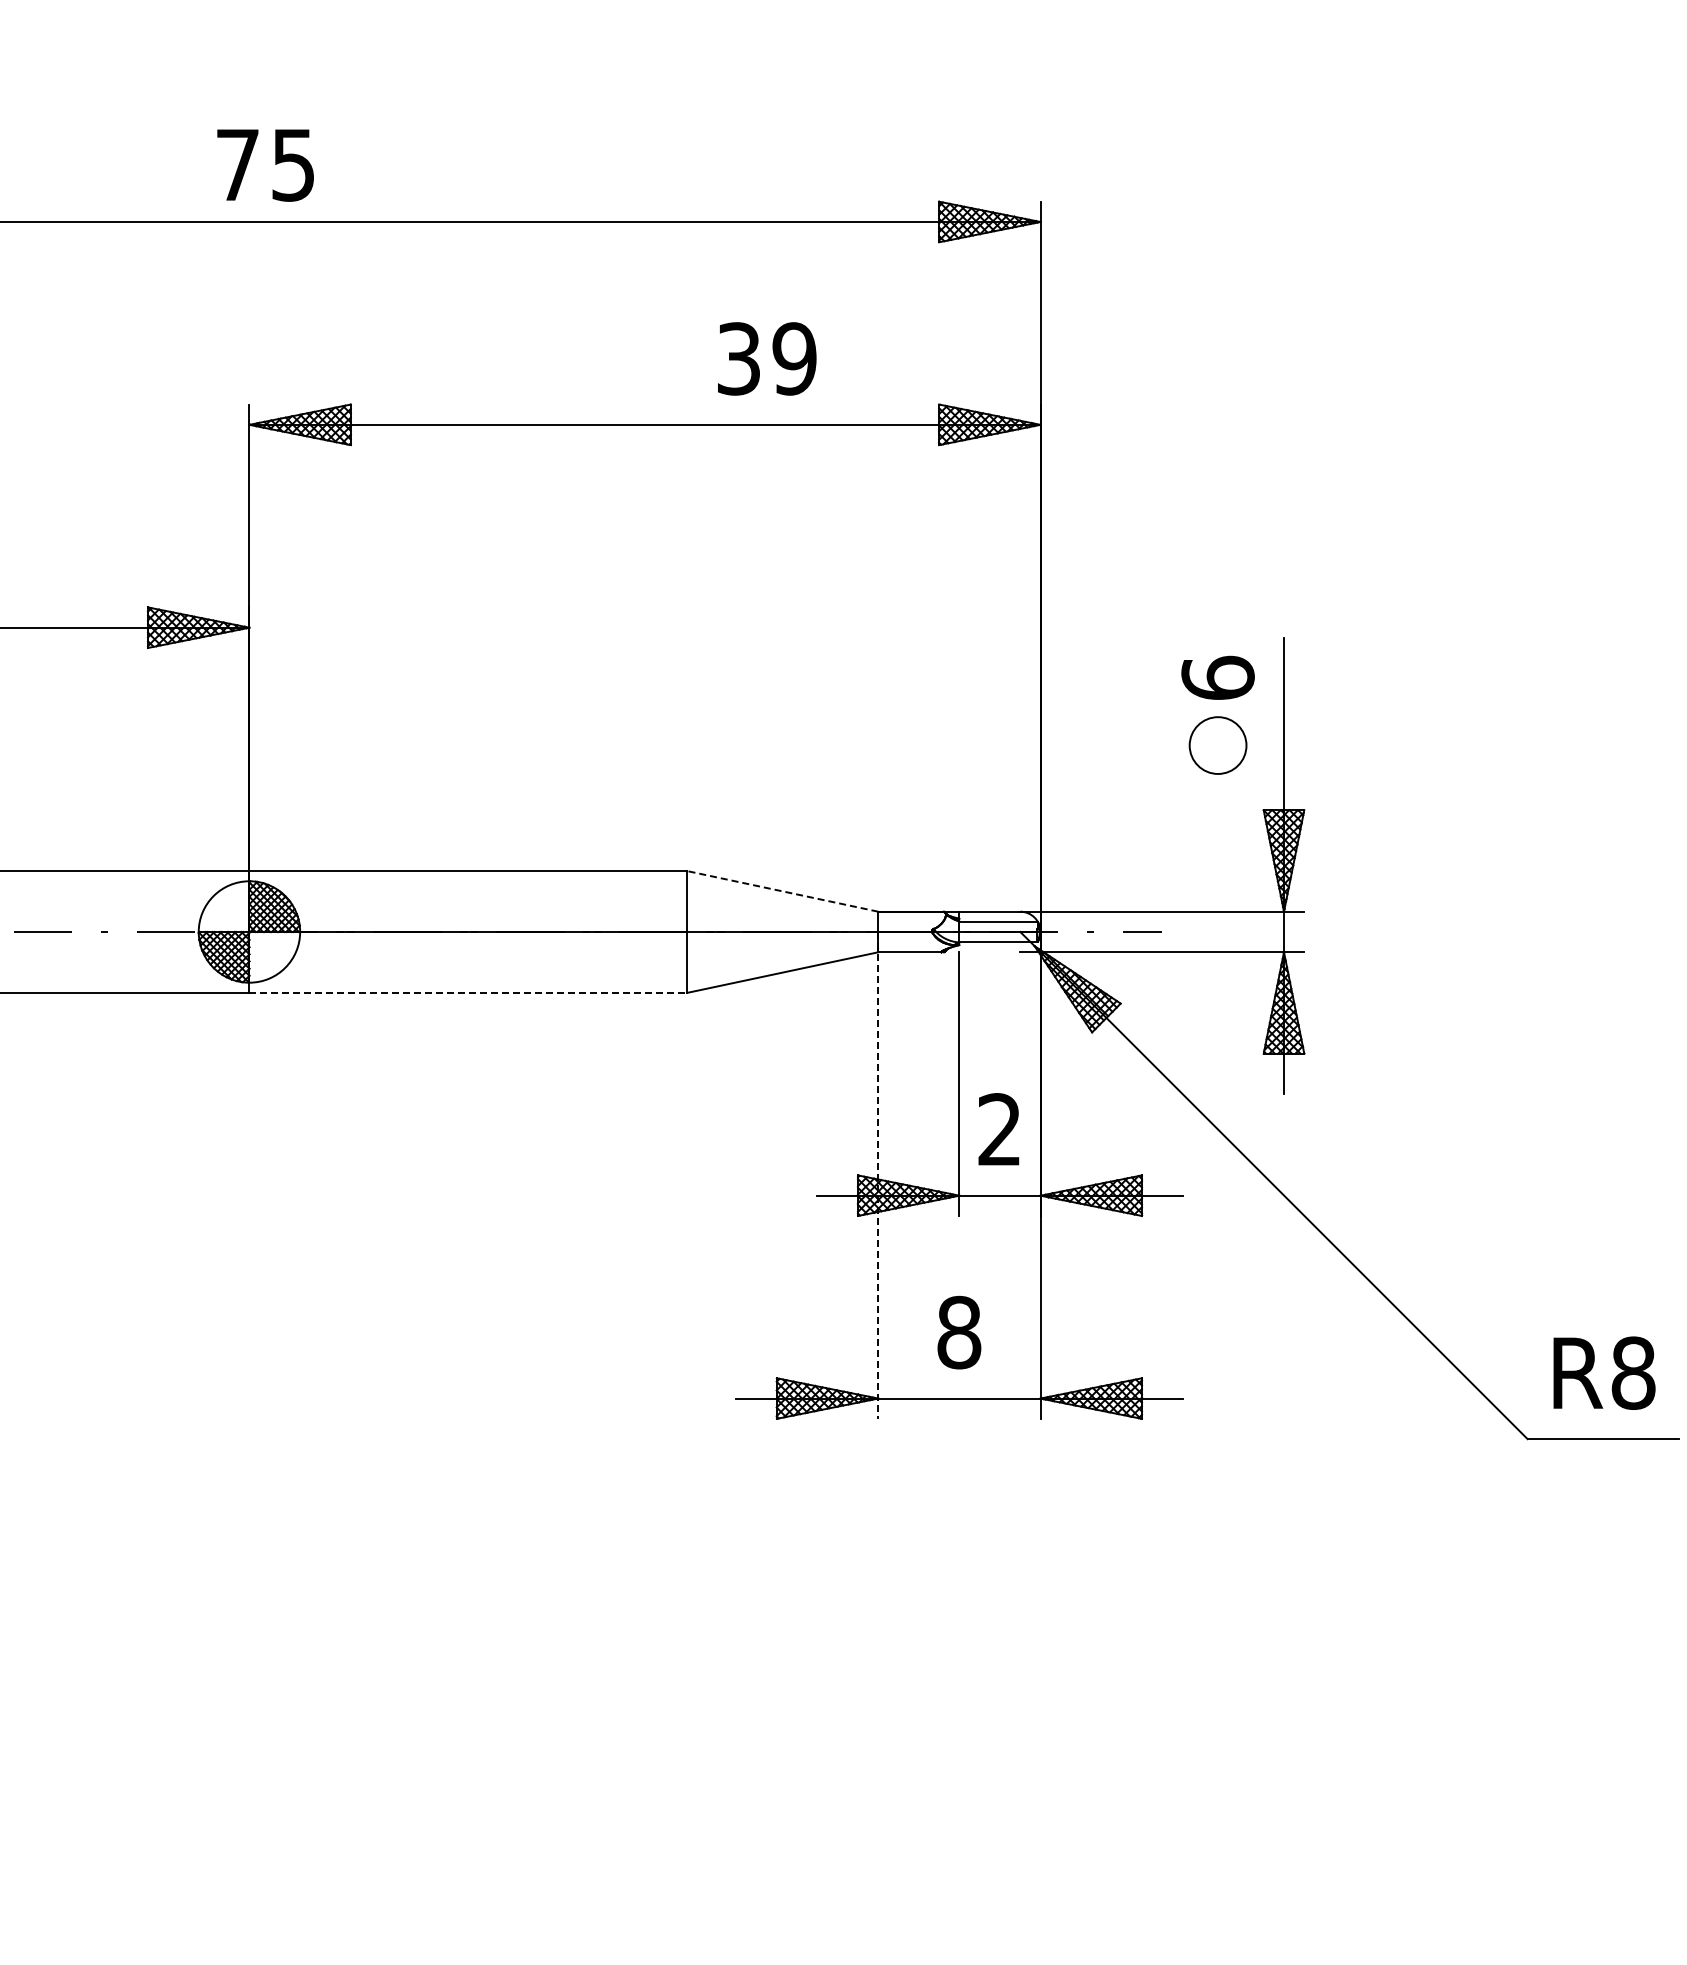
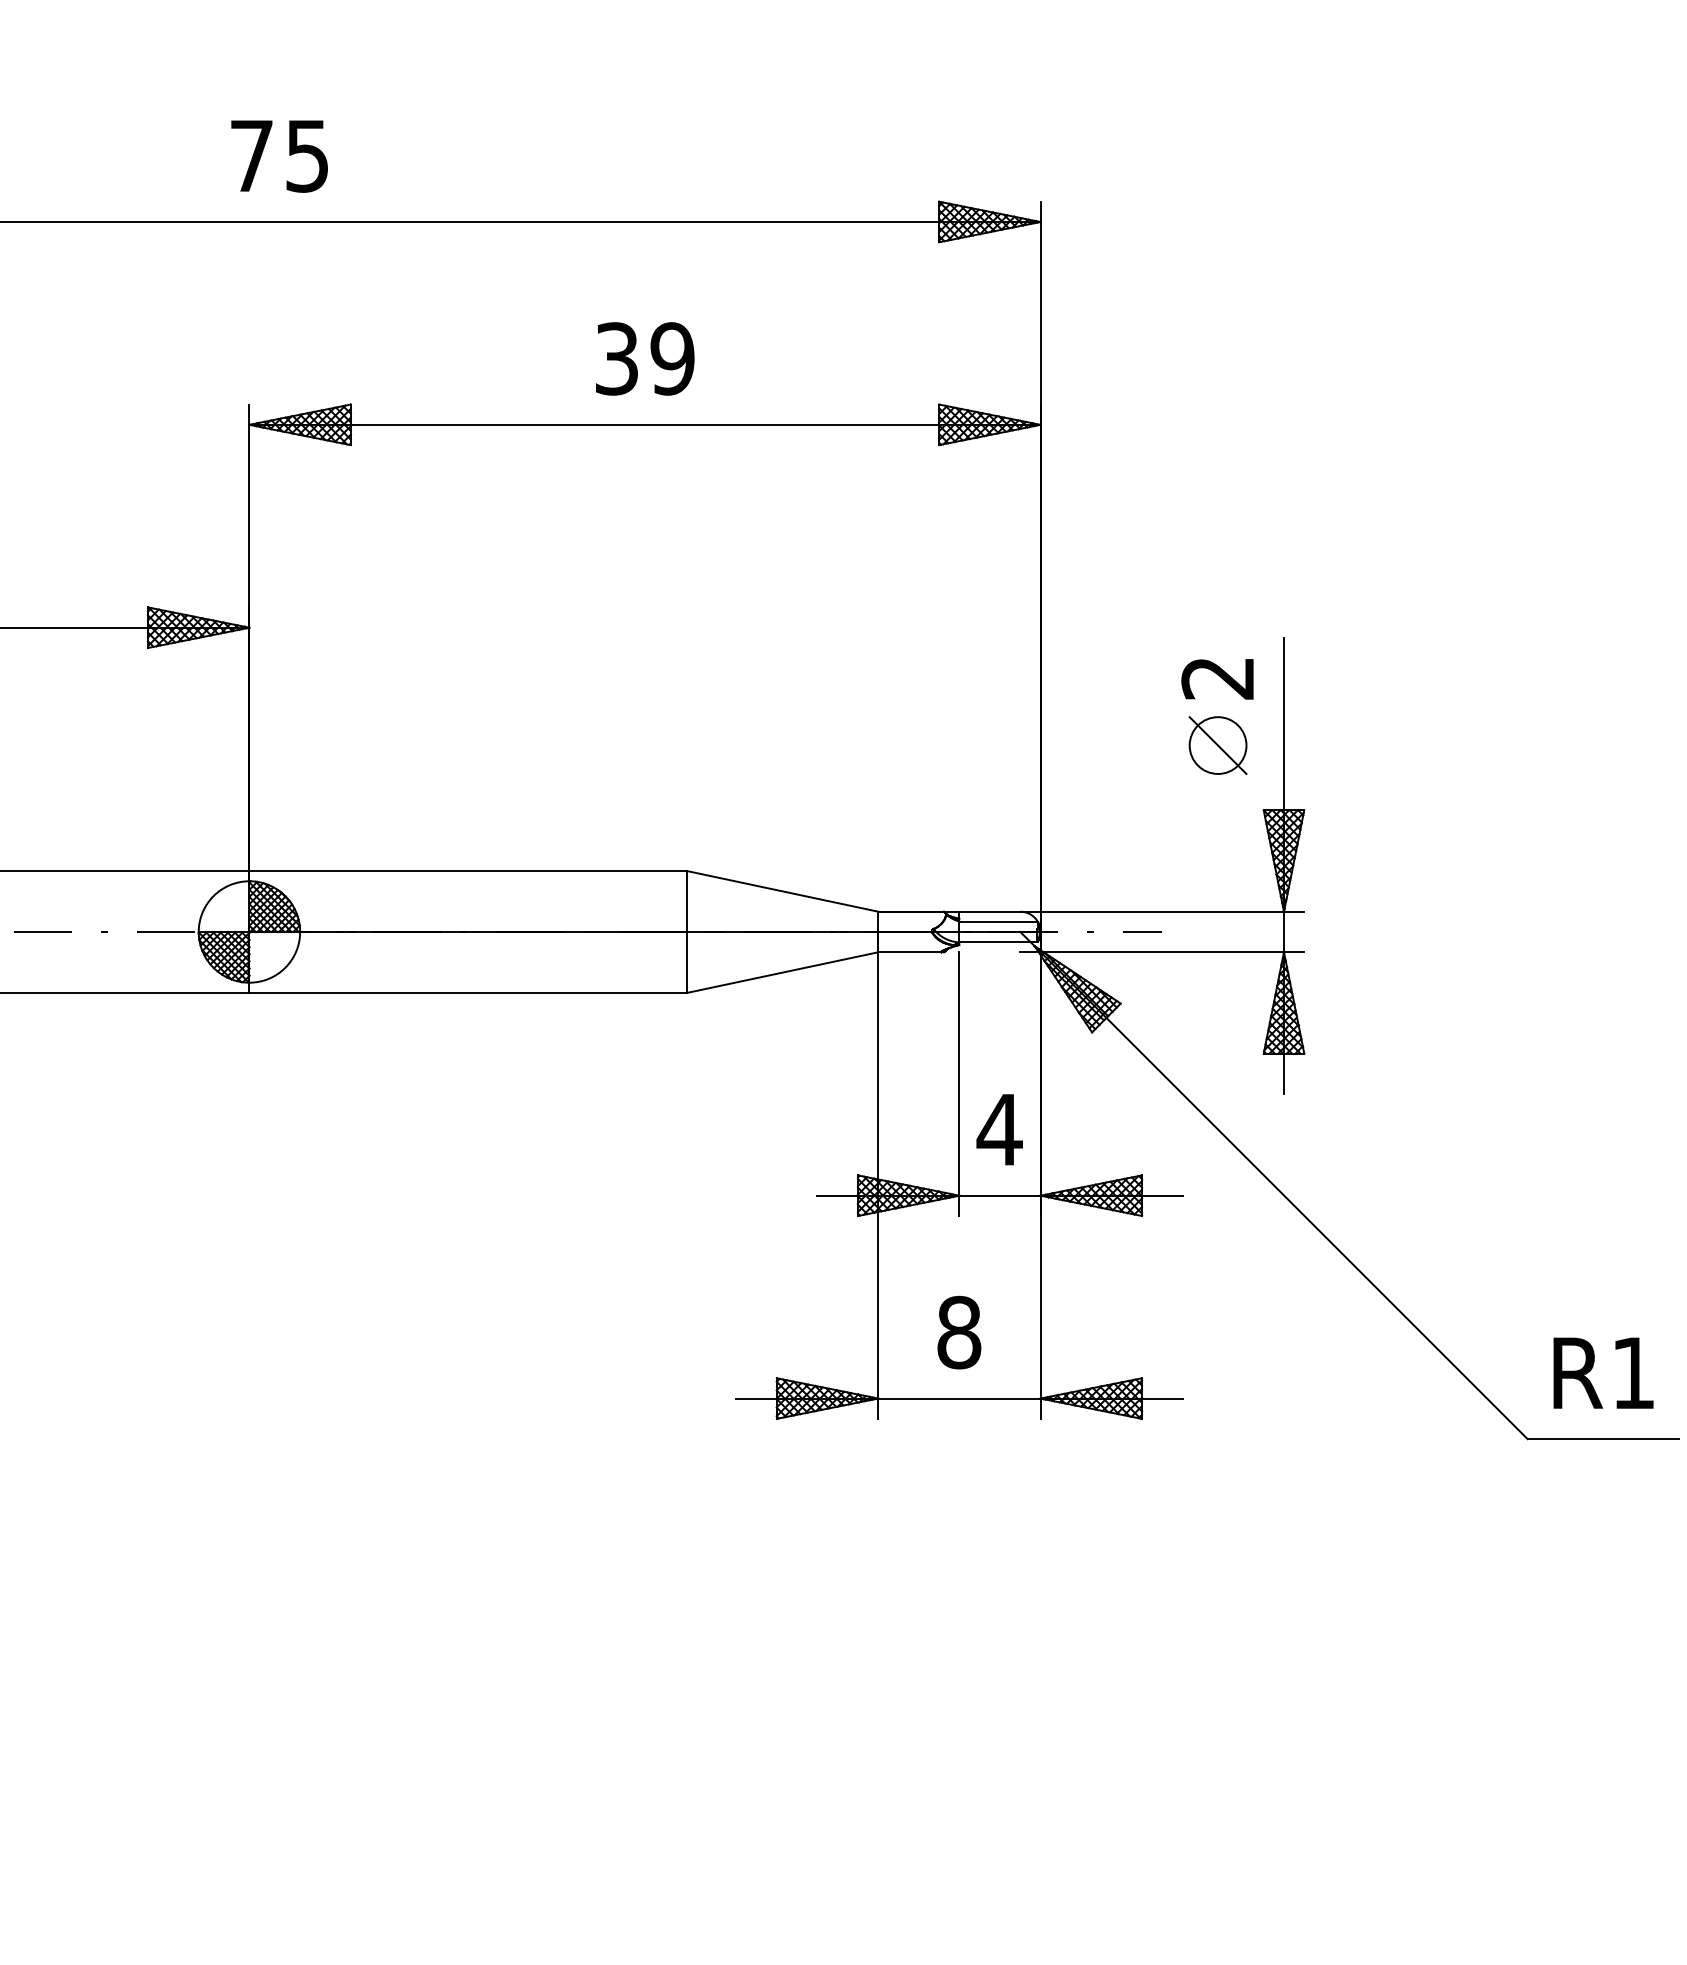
text position: (265, 165) -> (279, 156) (279, 156)
text position: (767, 358) -> (645, 358) (645, 358)
text: 6 -> 2 (1217, 677)
line: none -> present (1217, 745)
line: dashed -> solid (782, 891)
line: dashed -> solid (468, 992)
text: 2 -> 4 (999, 1129)
line: dashed -> solid (878, 1175)
text: R8 -> R1 (1633, 1372)
